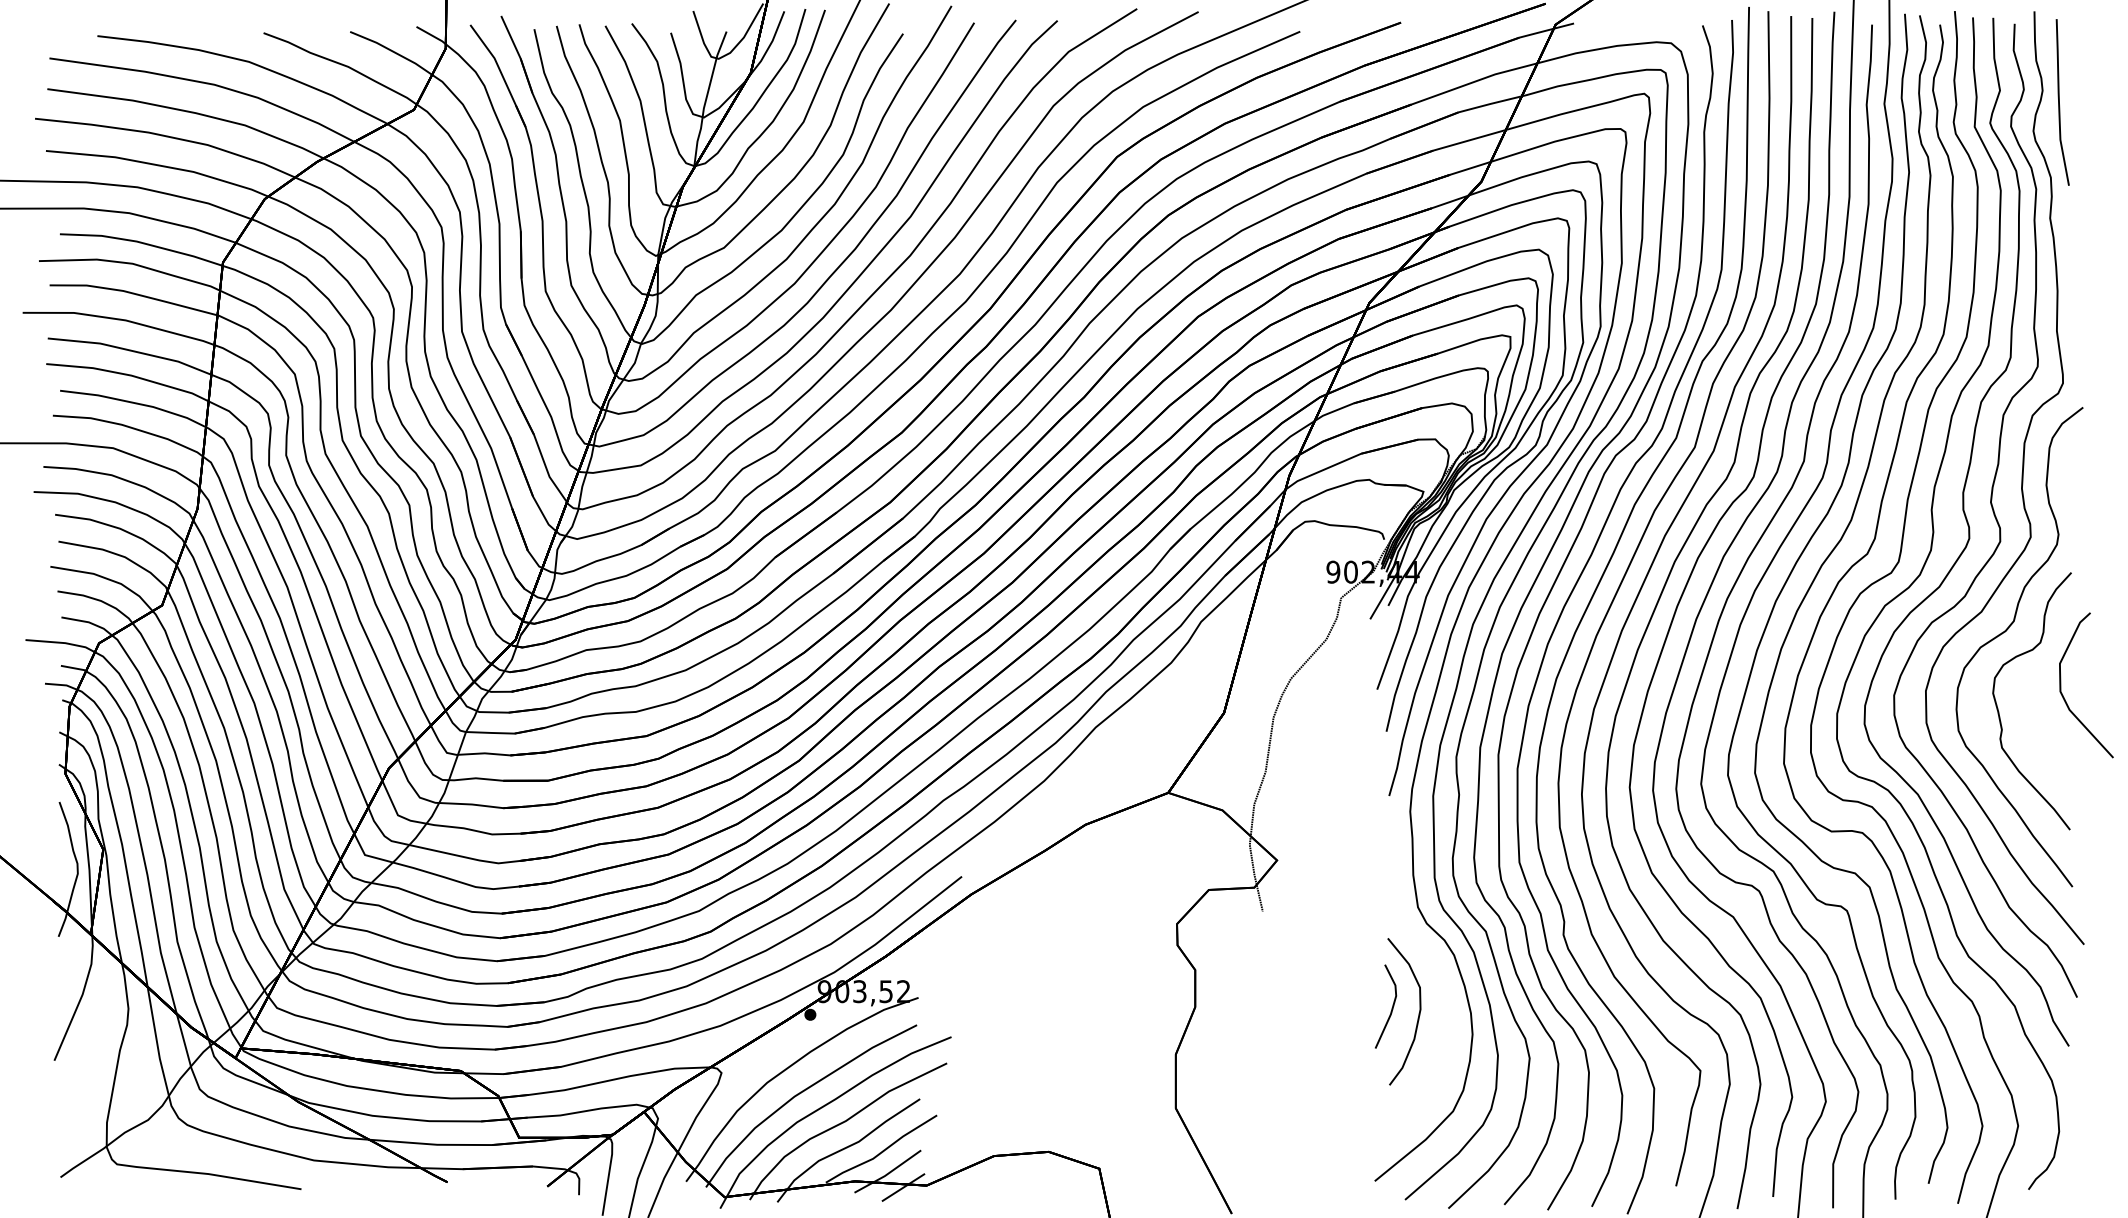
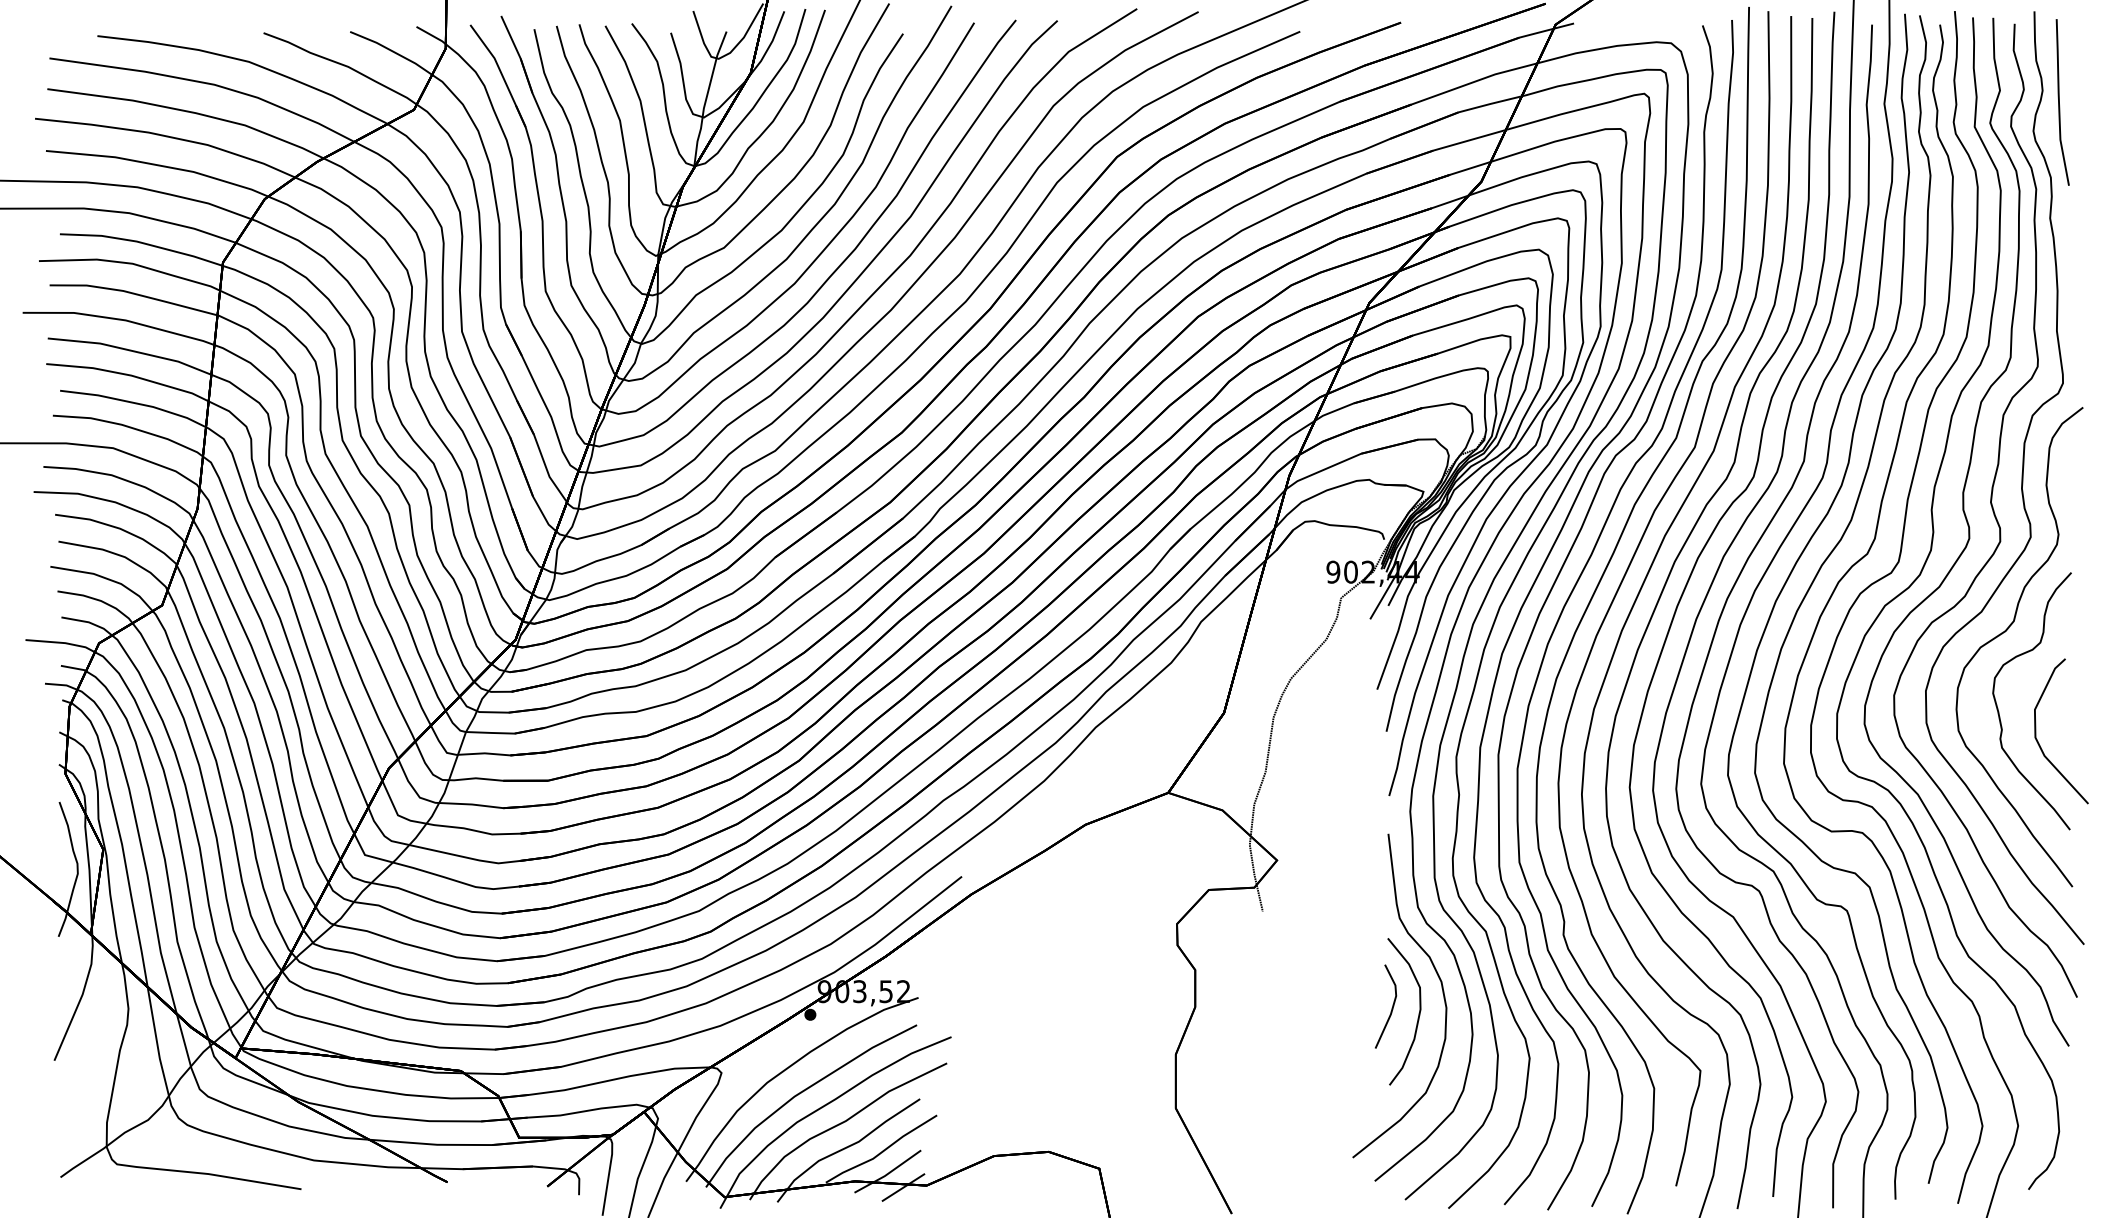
part position: (2061, 685) -> (2036, 731) (2036, 731)
curve: none -> present (1437, 976)
